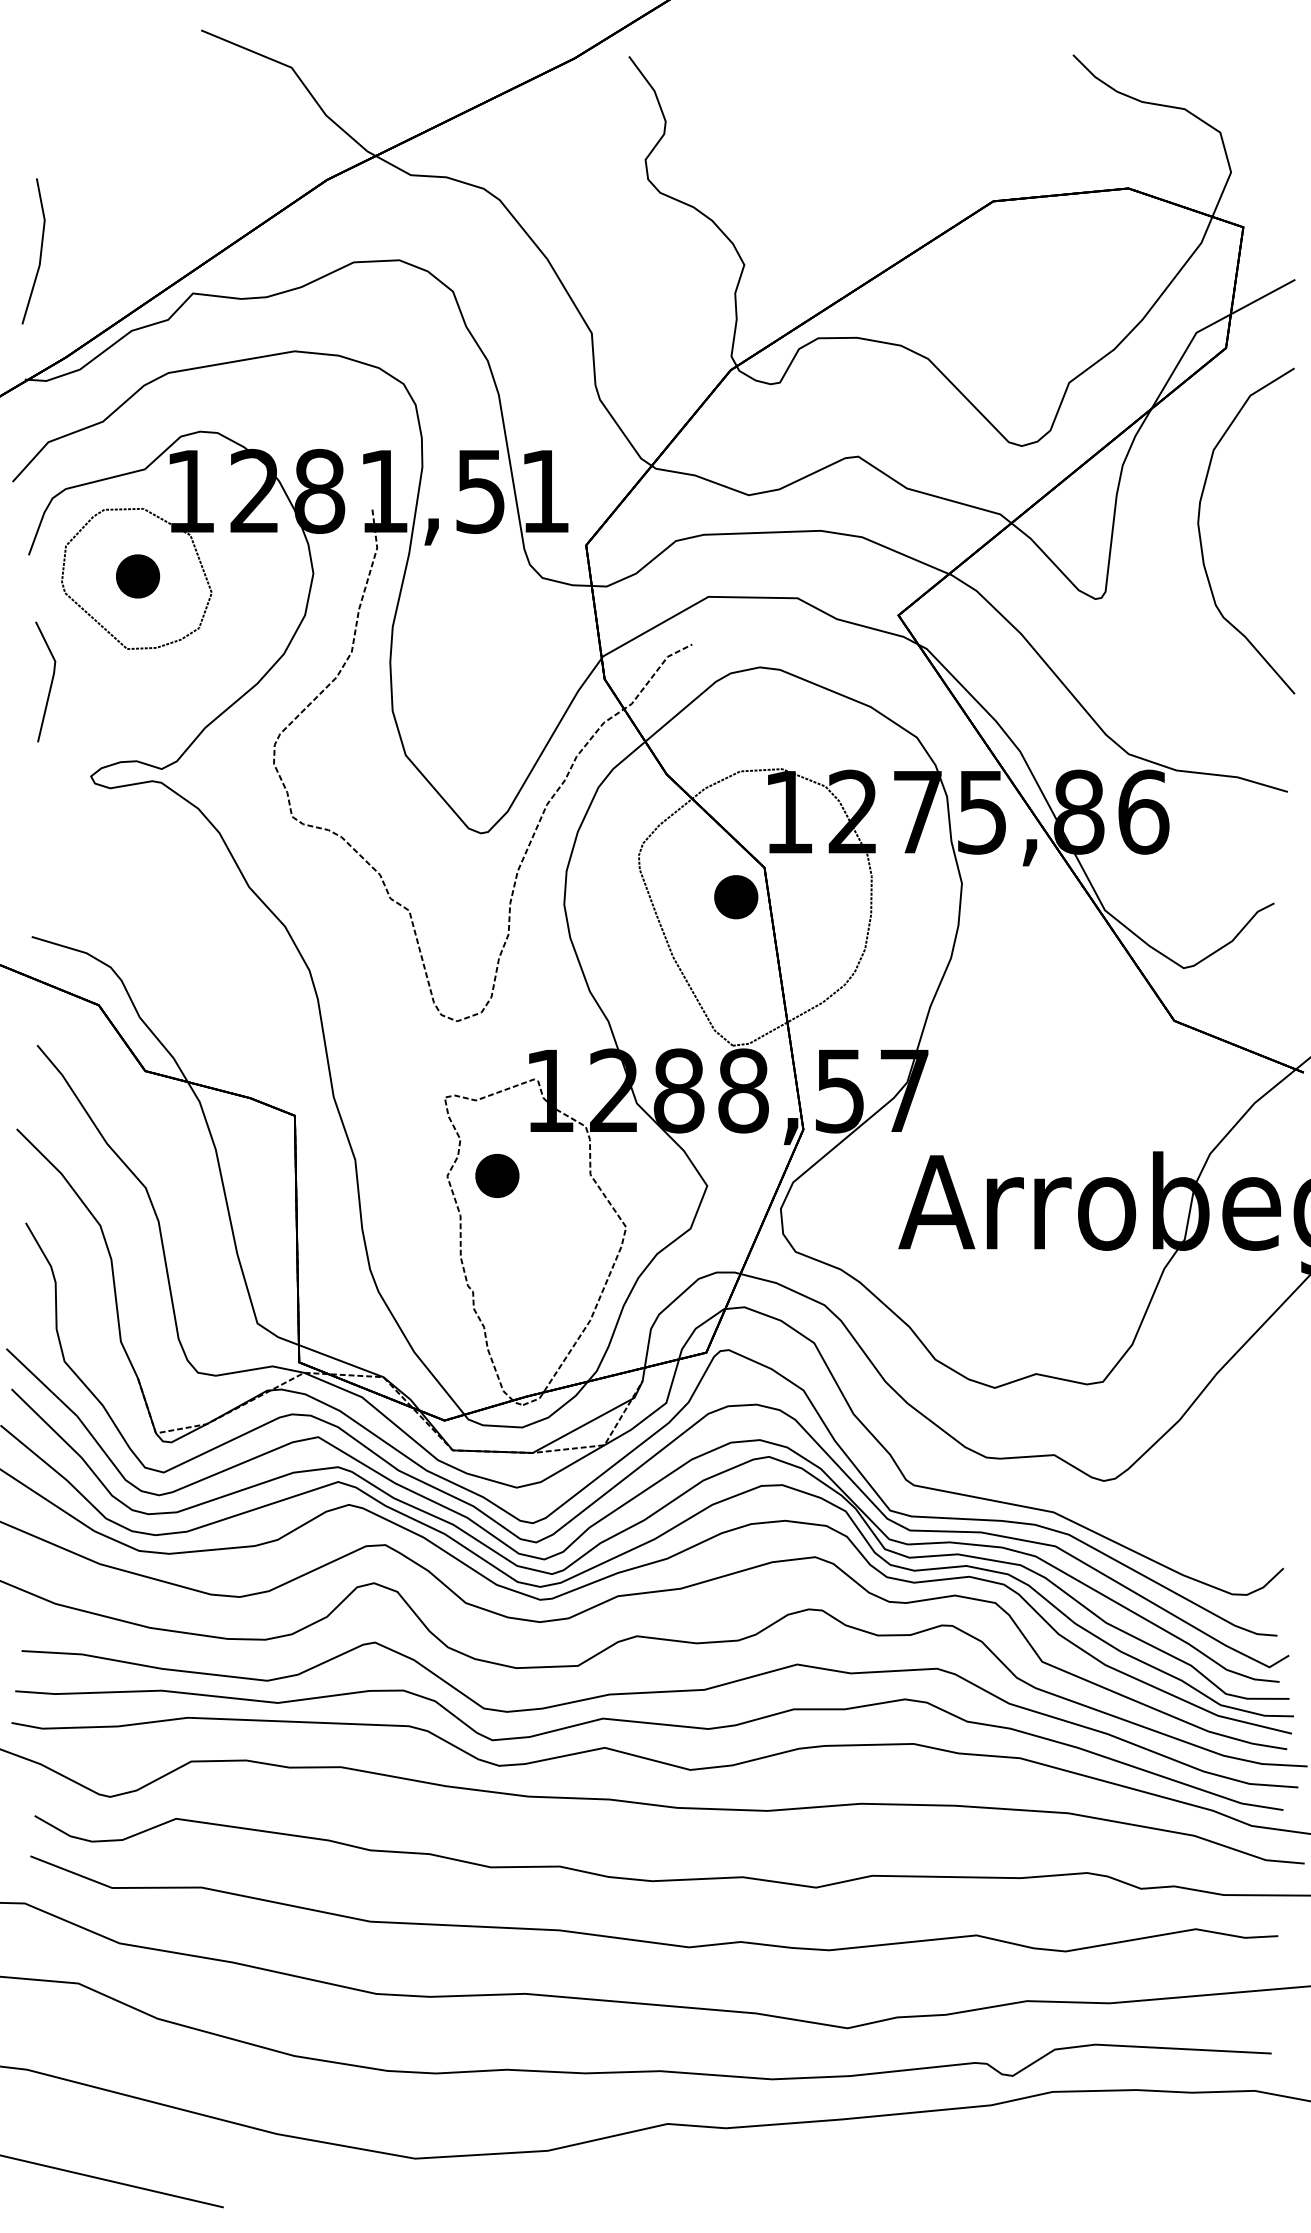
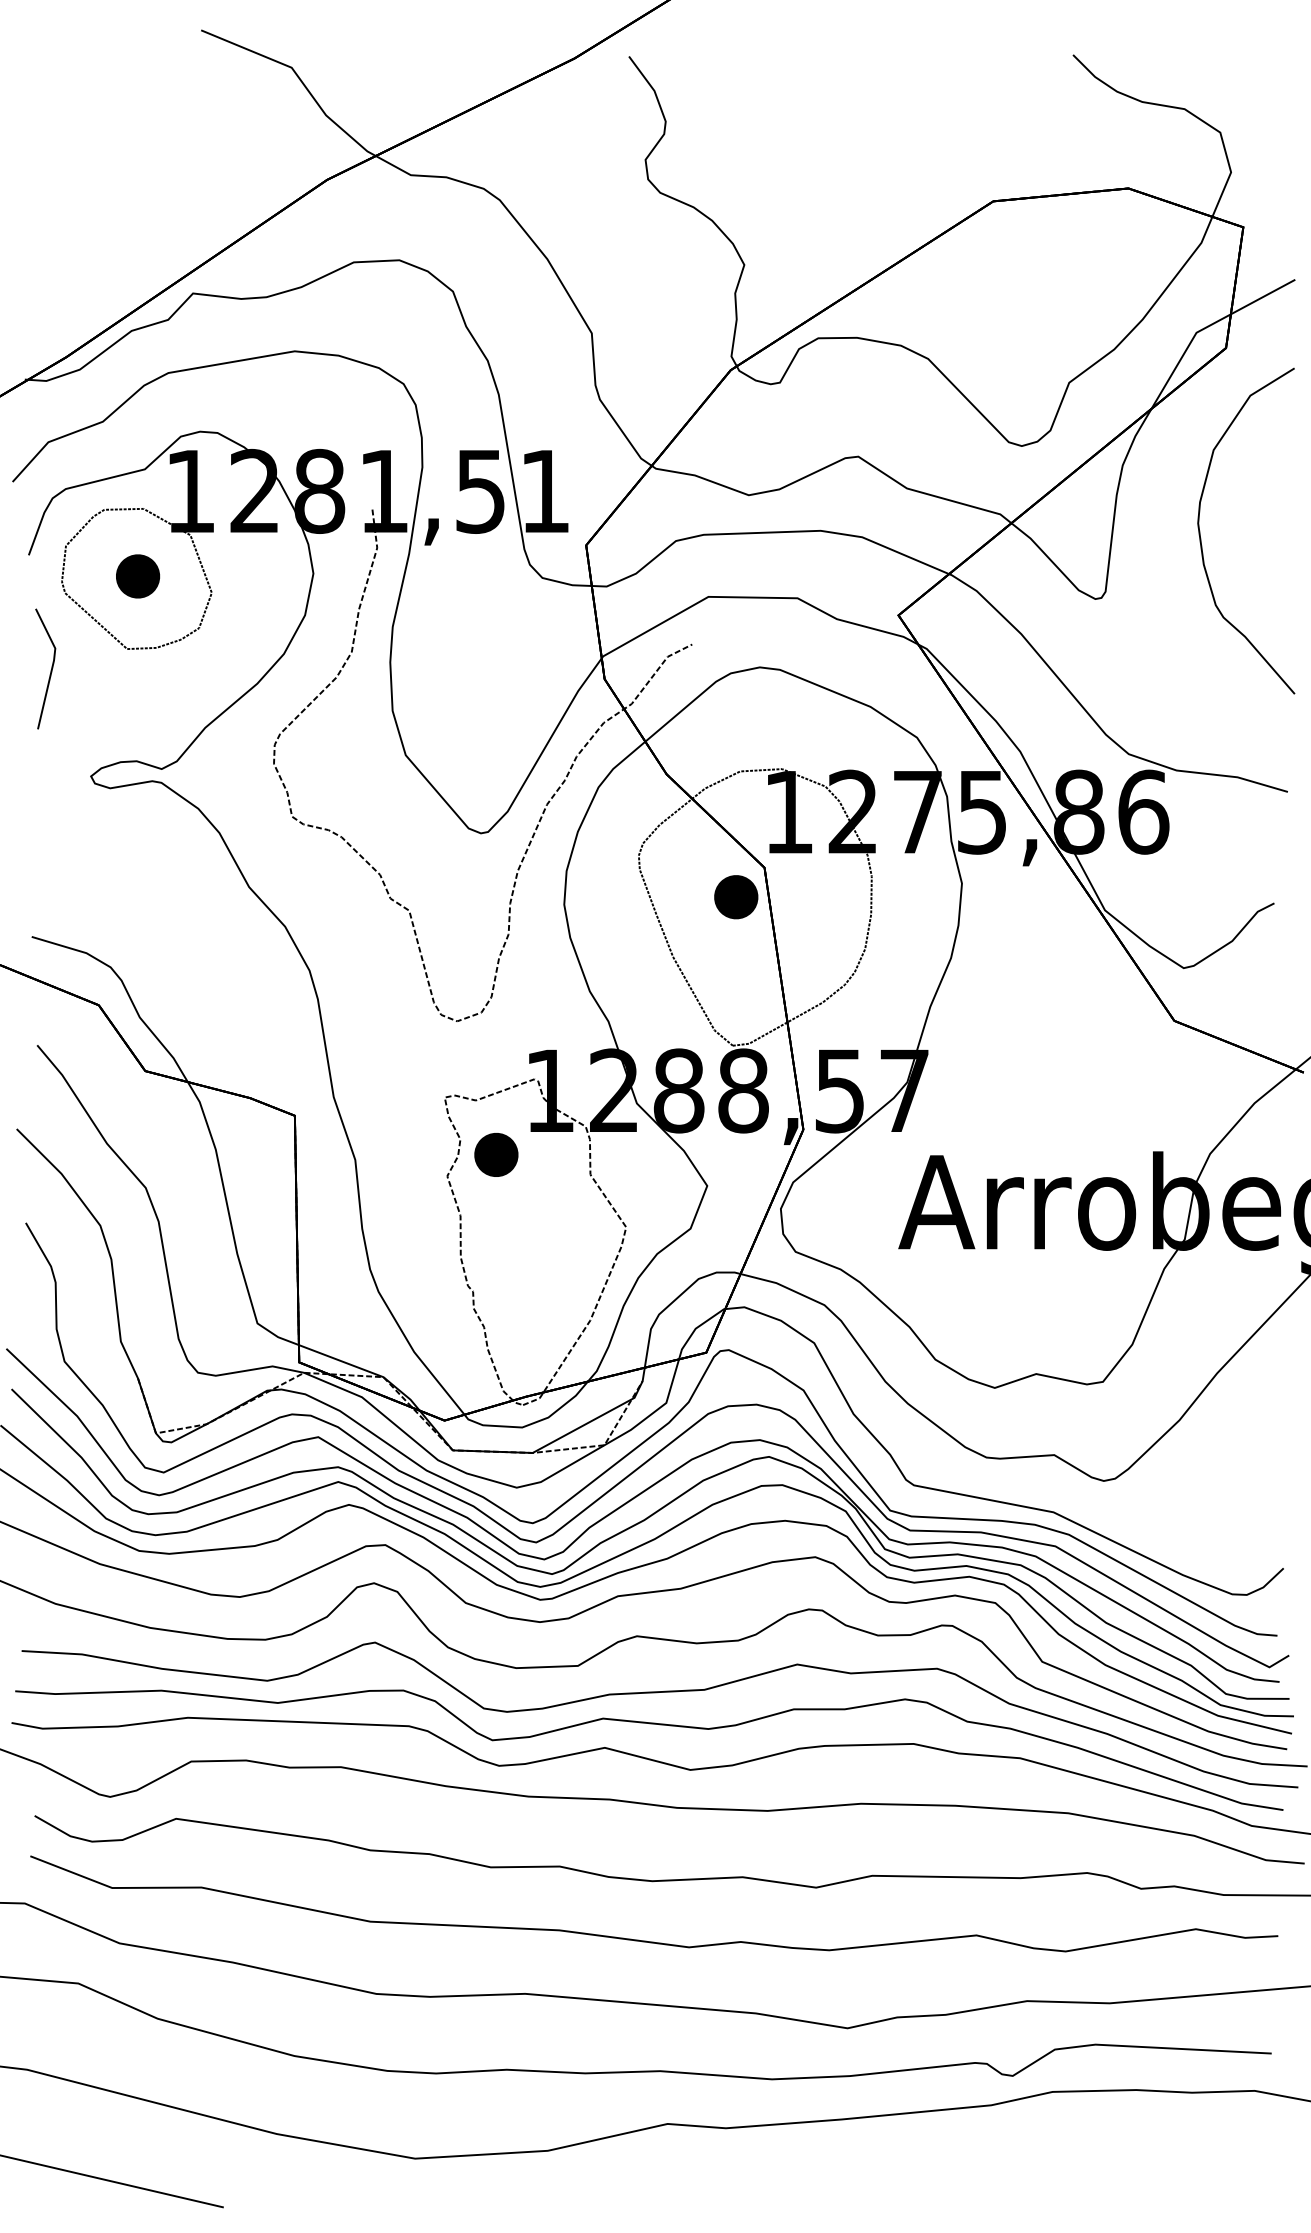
line: present -> none (40, 251)
line position: (50, 683) -> (50, 670) (50, 670)
part position: (497, 1175) -> (496, 1154) (496, 1154)
